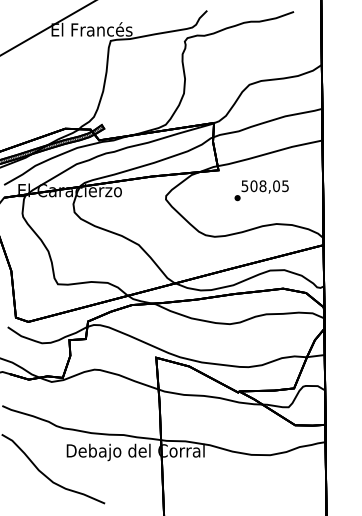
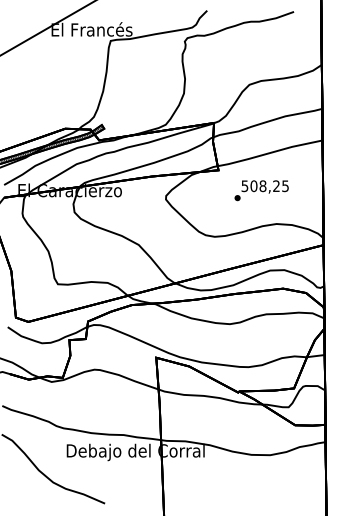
text: 508,05 -> 508,25 (276, 186)
